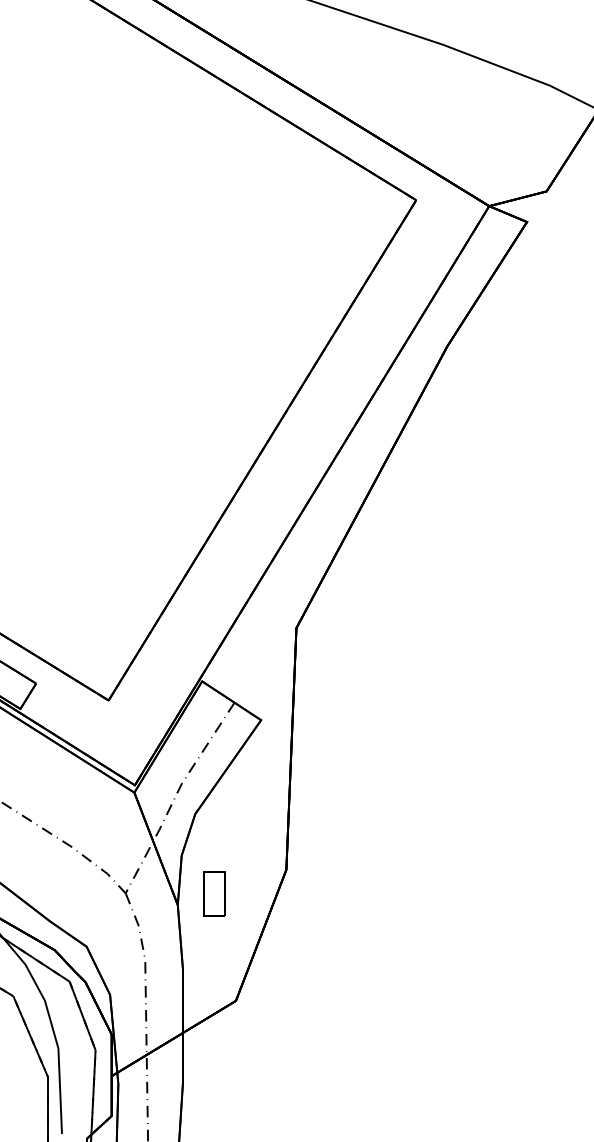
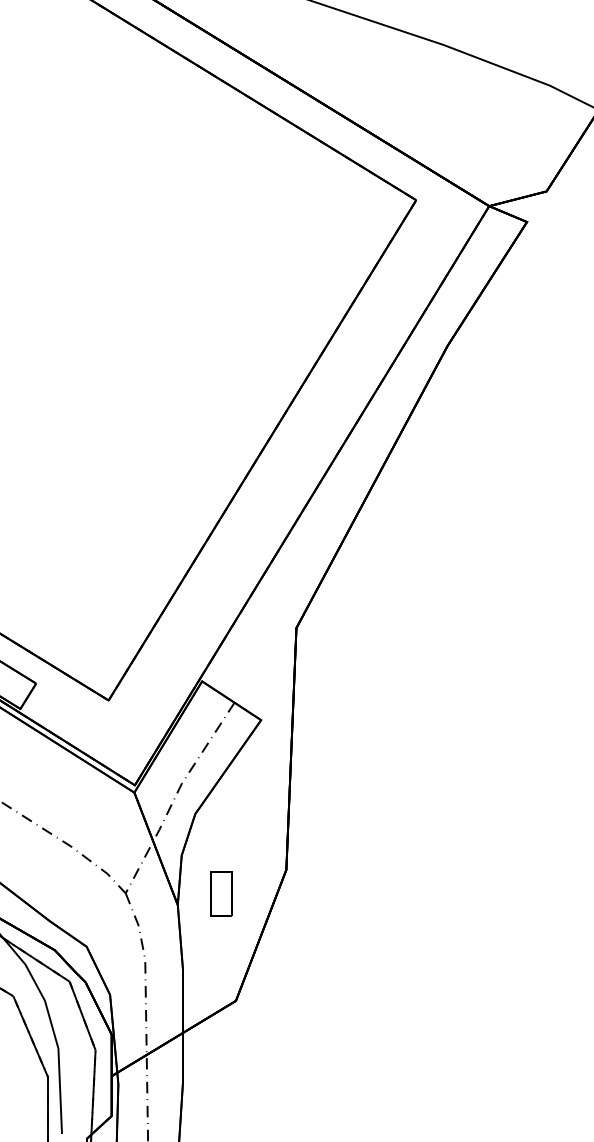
part position: (214, 893) -> (221, 893) (221, 893)
